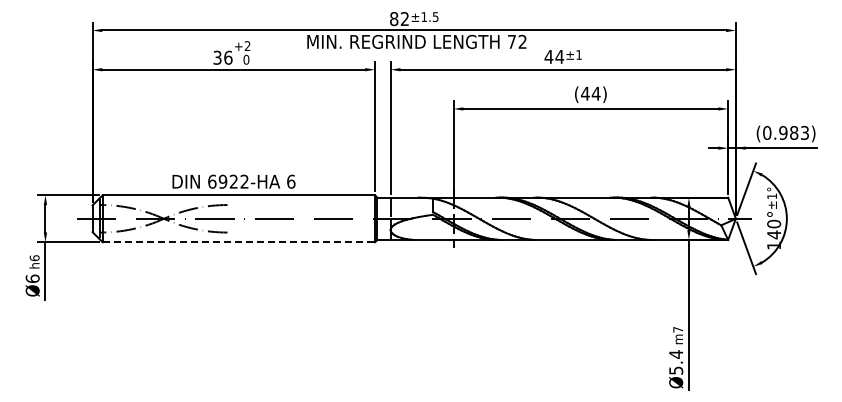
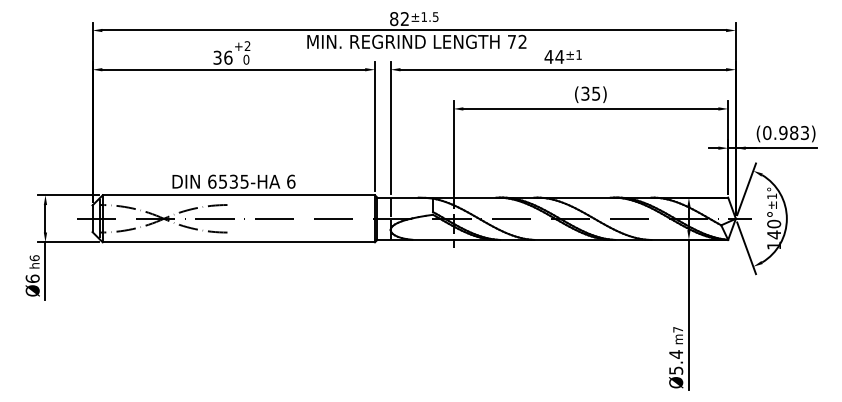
text: (44) -> (35) (590, 93)
text: 6922-HA -> 6535-HA (233, 181)
line: dashed -> solid (239, 242)
